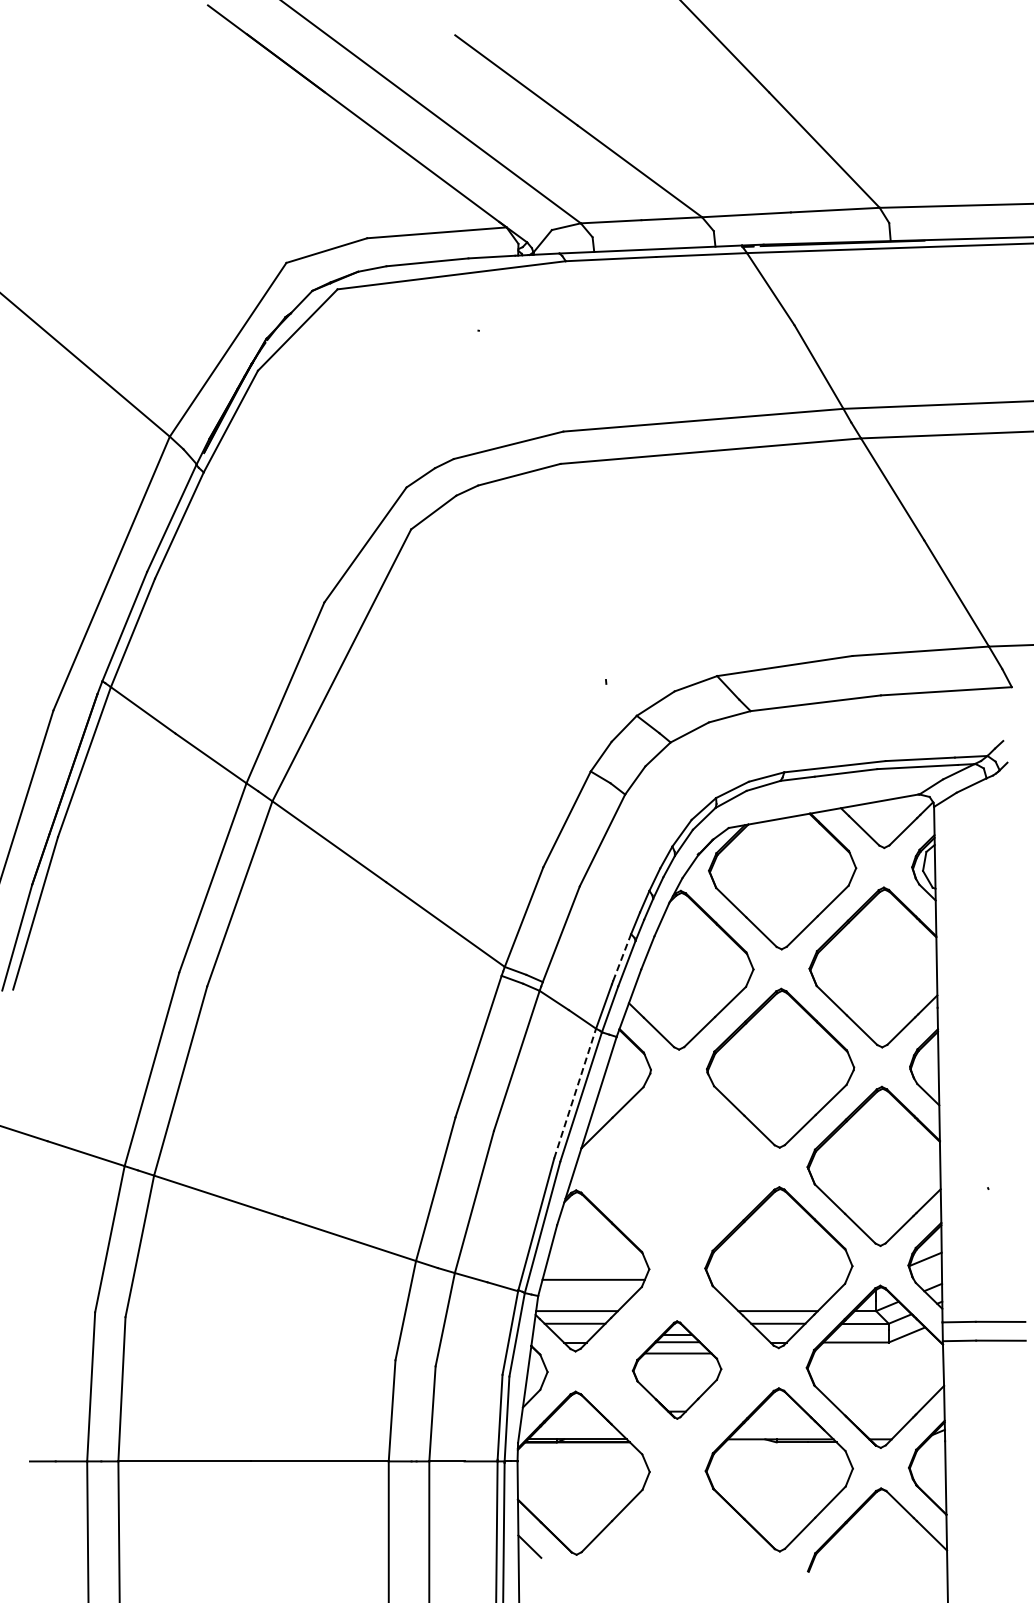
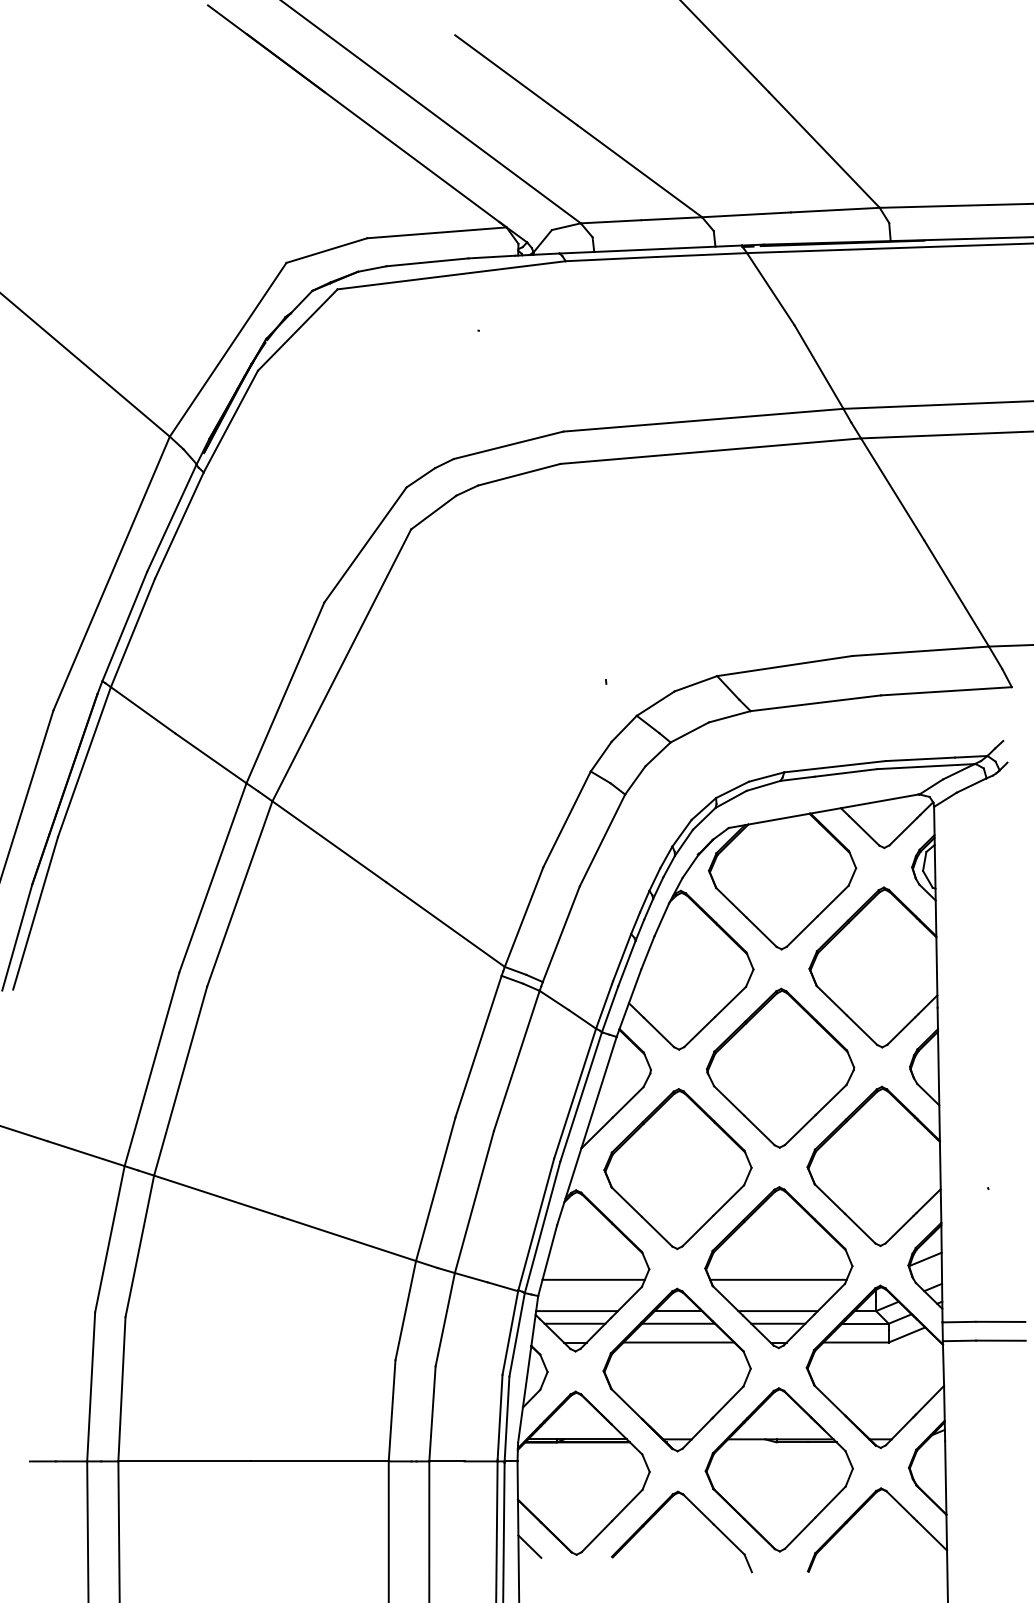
line: dashed -> solid (622, 957)
line: dashed -> solid (575, 1093)
part: none -> present (677, 1169)
line: none -> present (778, 1279)
part size: 92x100 px -> 150x166 px (676, 1369)
part: none -> present (700, 1512)
